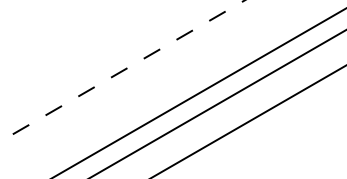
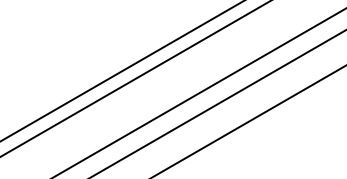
line: dashed -> solid (122, 70)
line: none -> present (135, 78)
